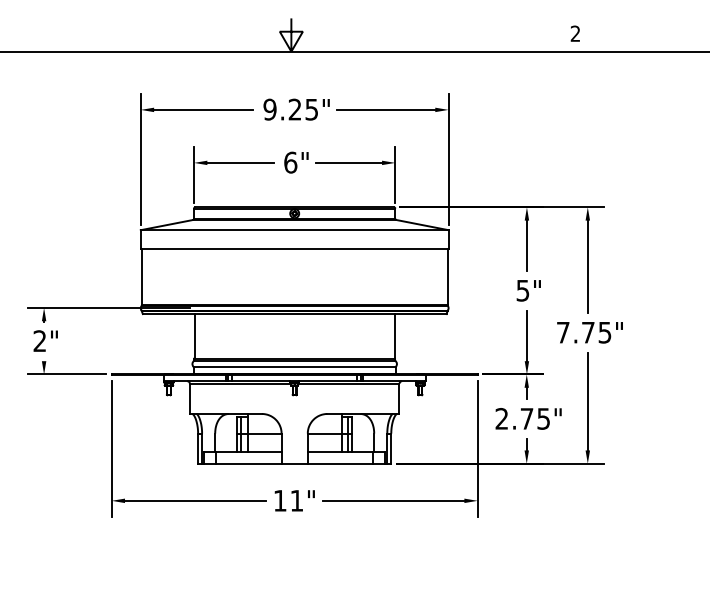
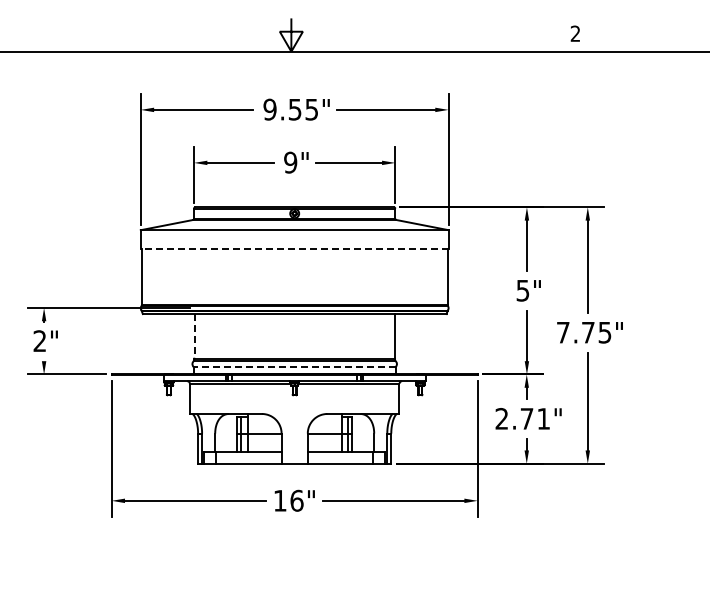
text: 9.25" -> 9.55" (294, 109)
text: 6" -> 9" (290, 162)
line: solid -> dashed (294, 248)
line: solid -> dashed (194, 336)
line: solid -> dashed (294, 367)
text: 2.75" -> 2.71" (543, 418)
text: 11" -> 16" (296, 500)
